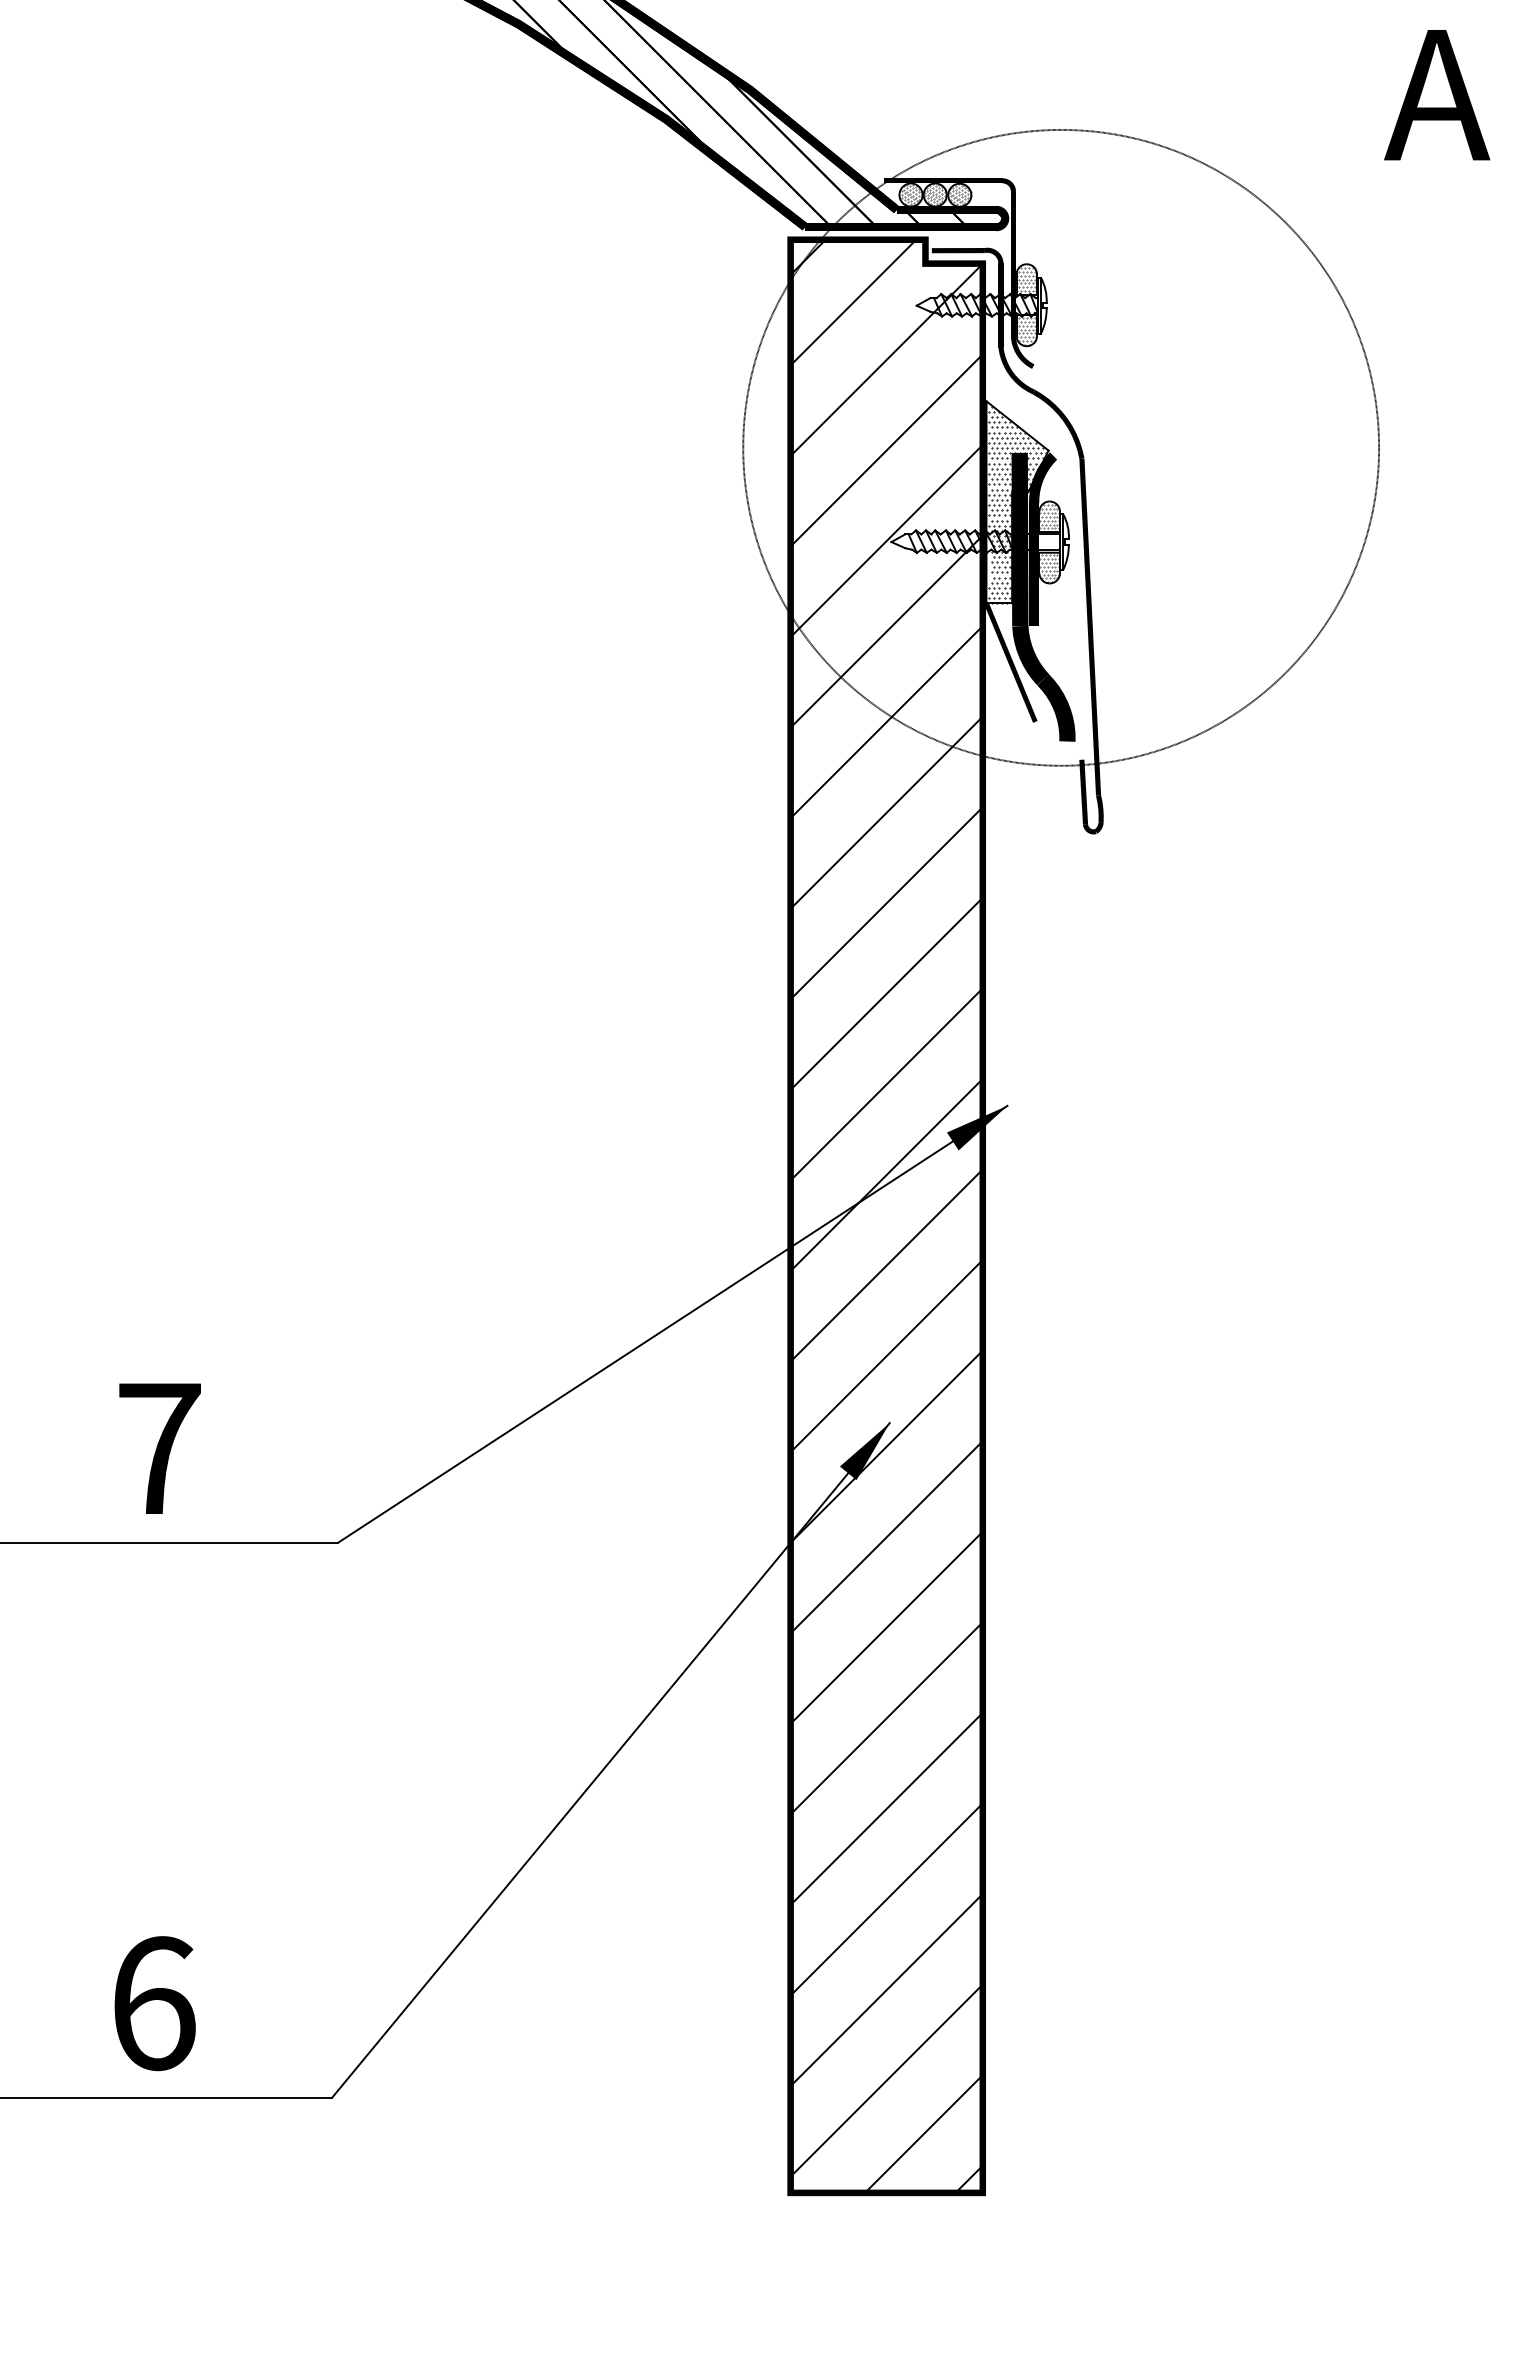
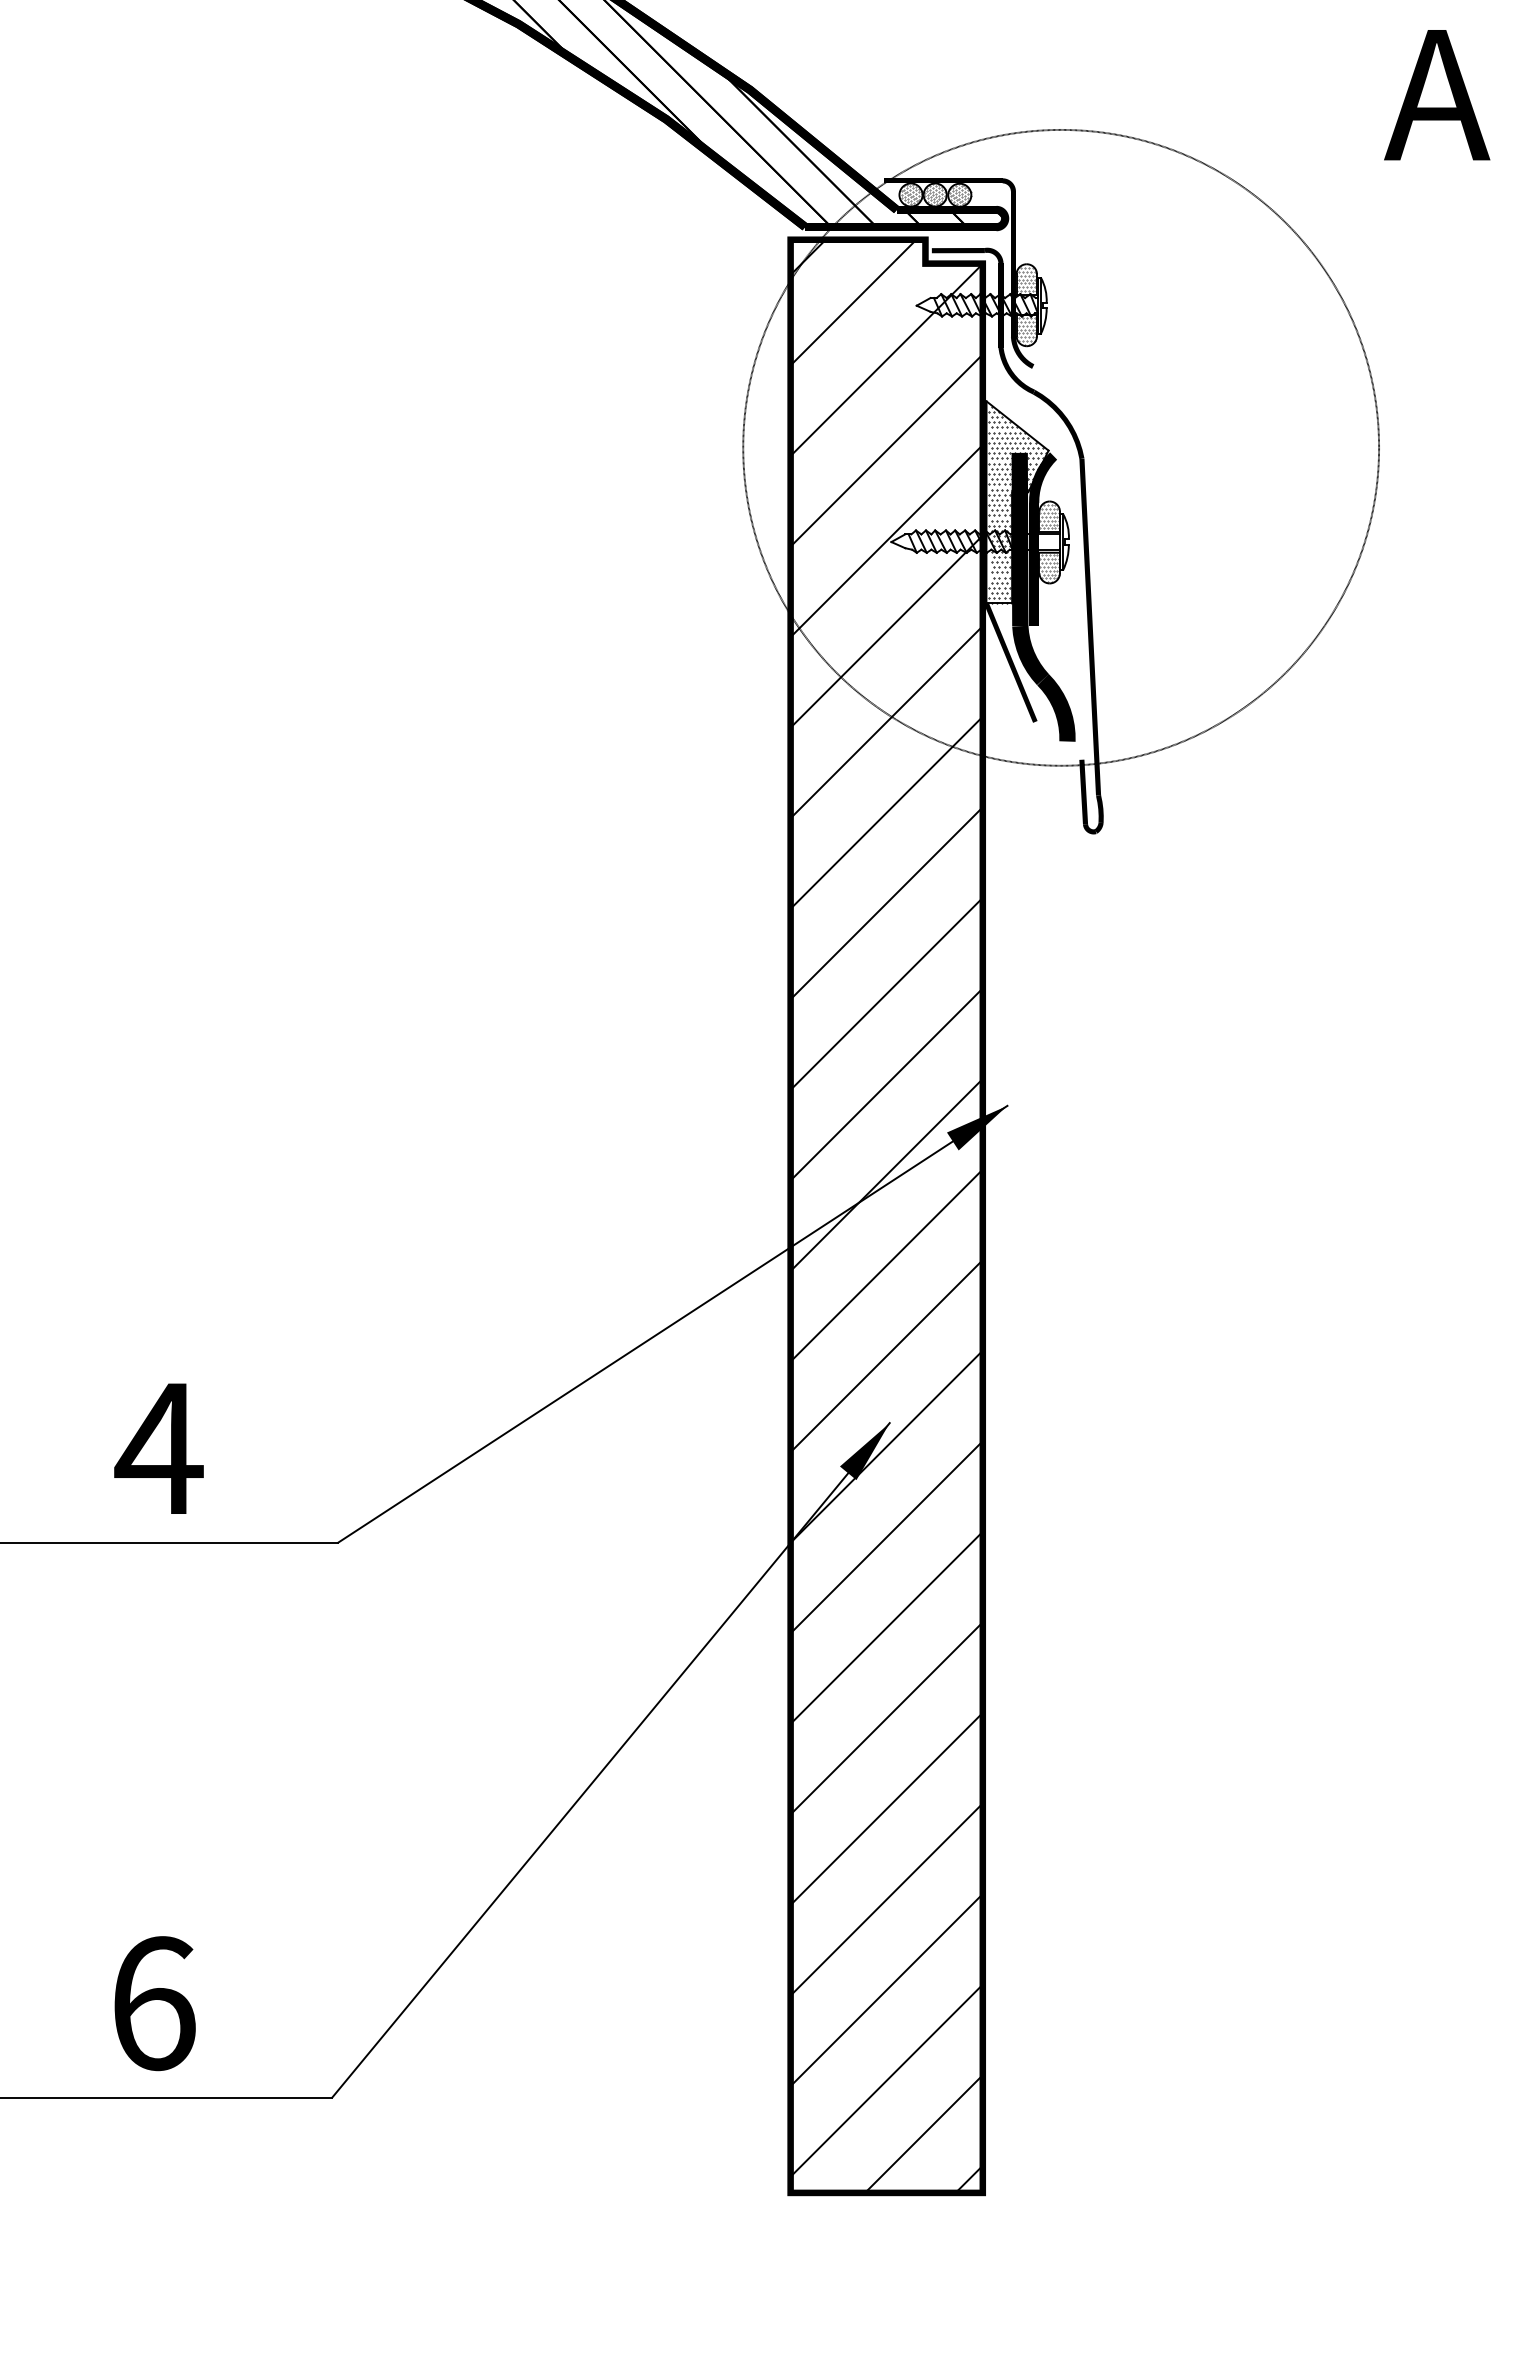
text: 7 -> 4 (158, 1448)
